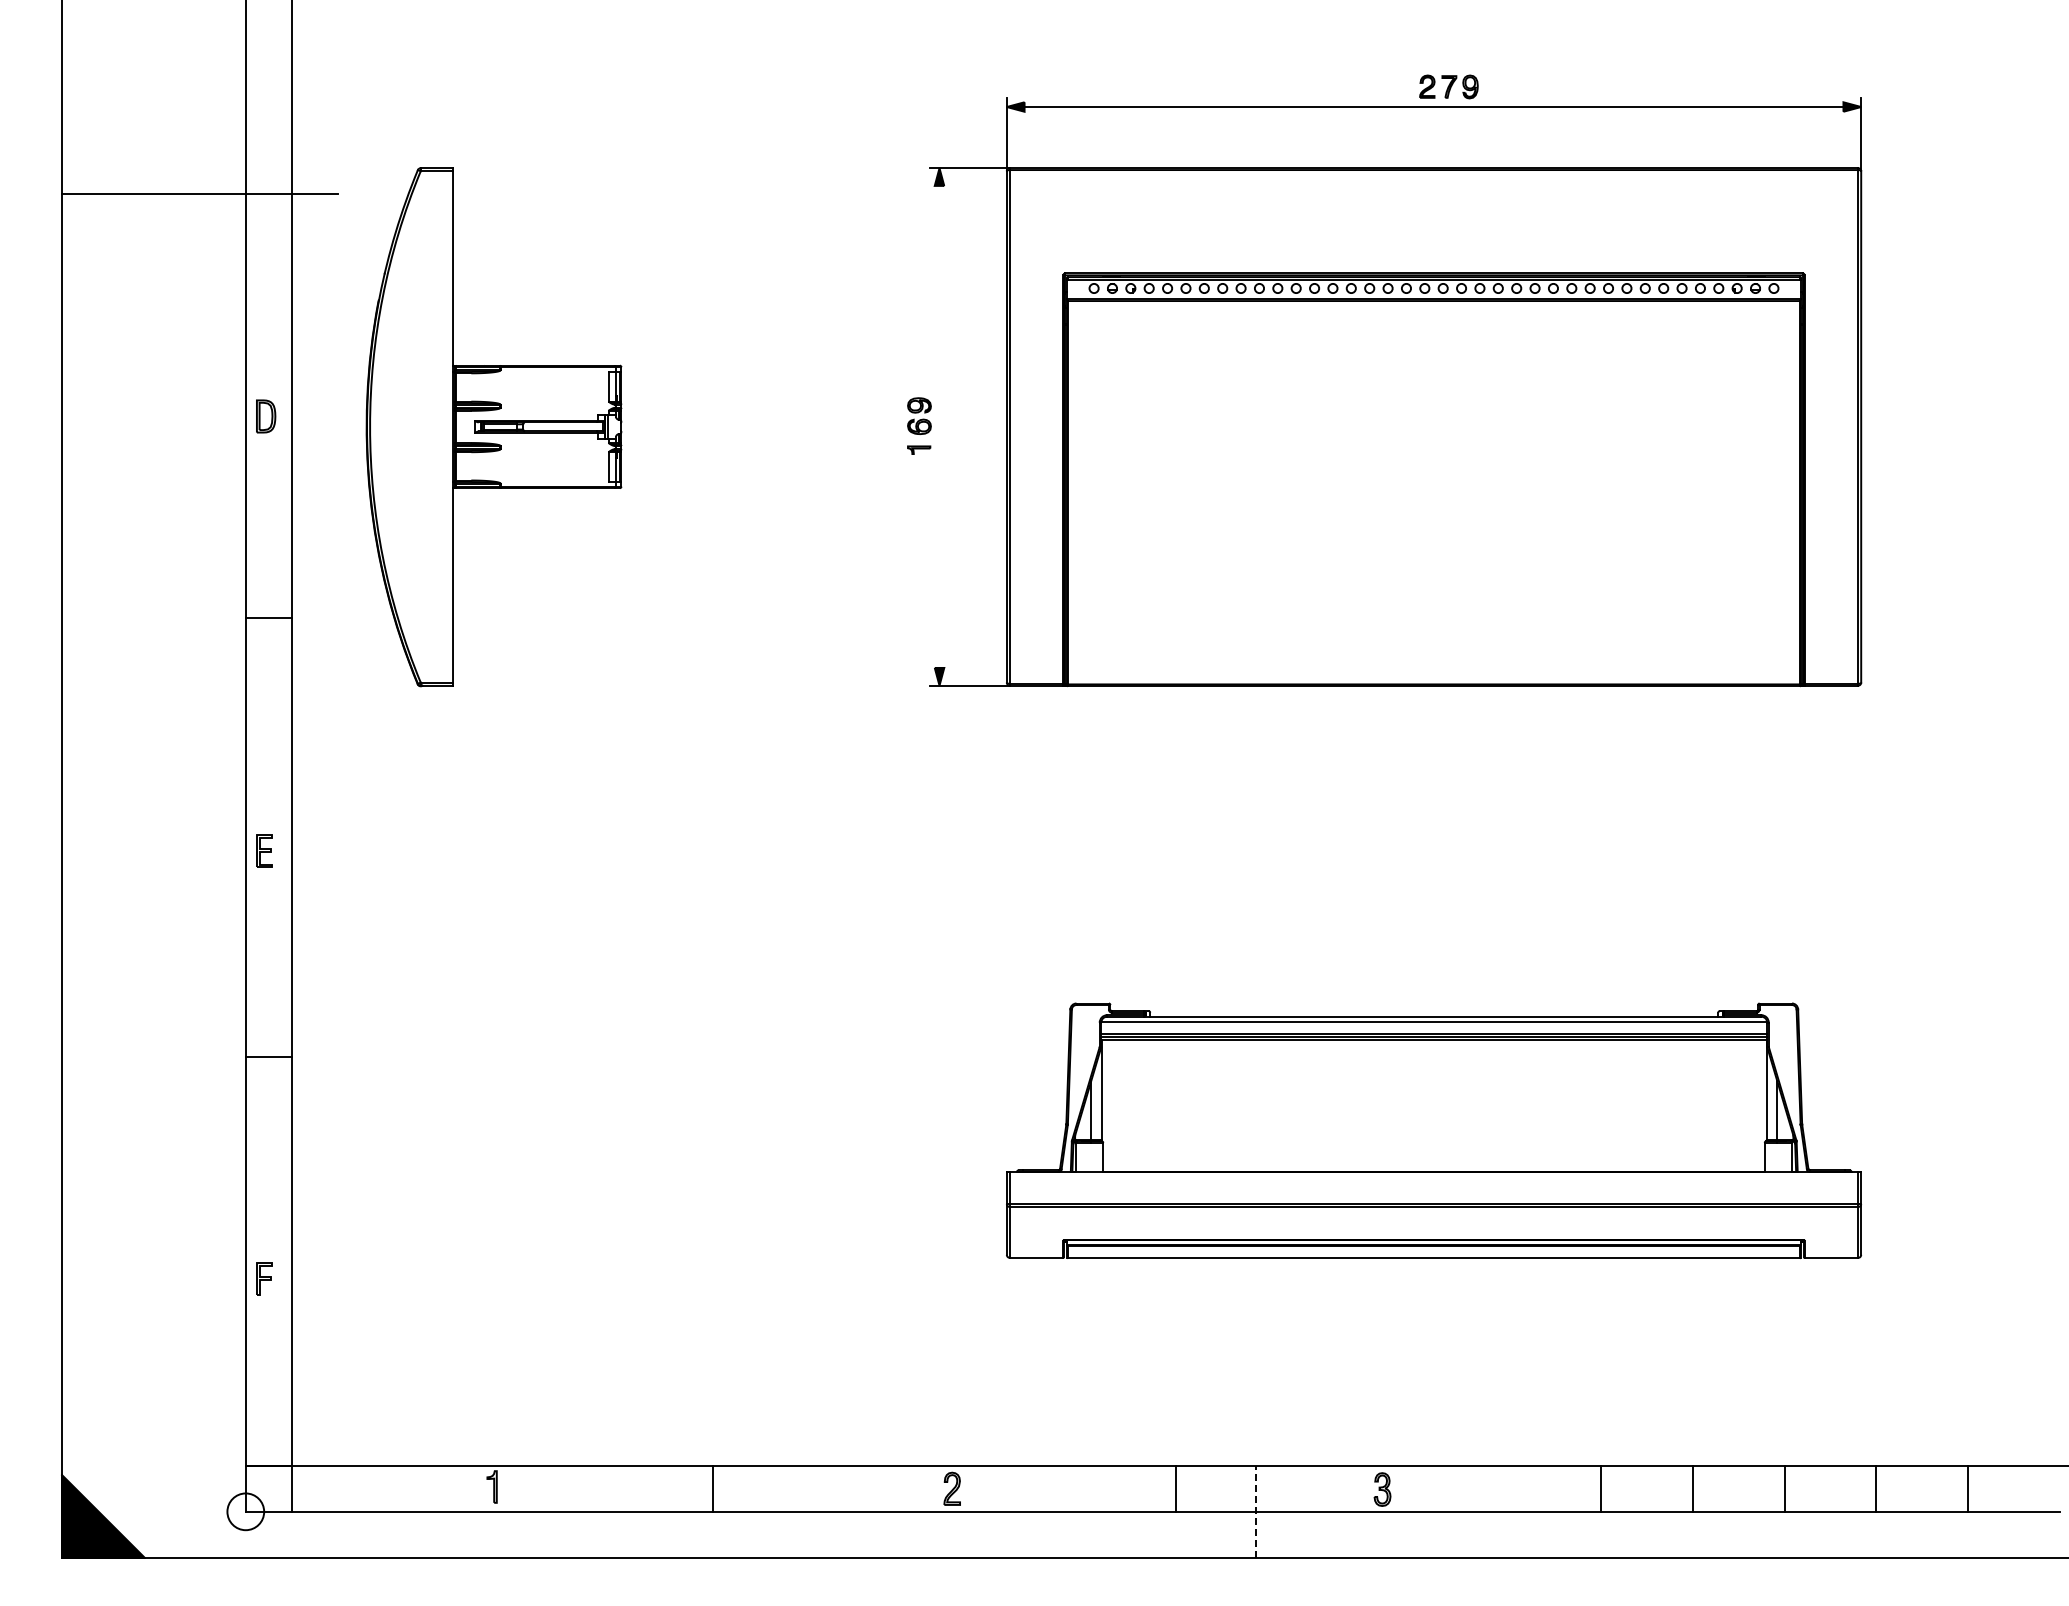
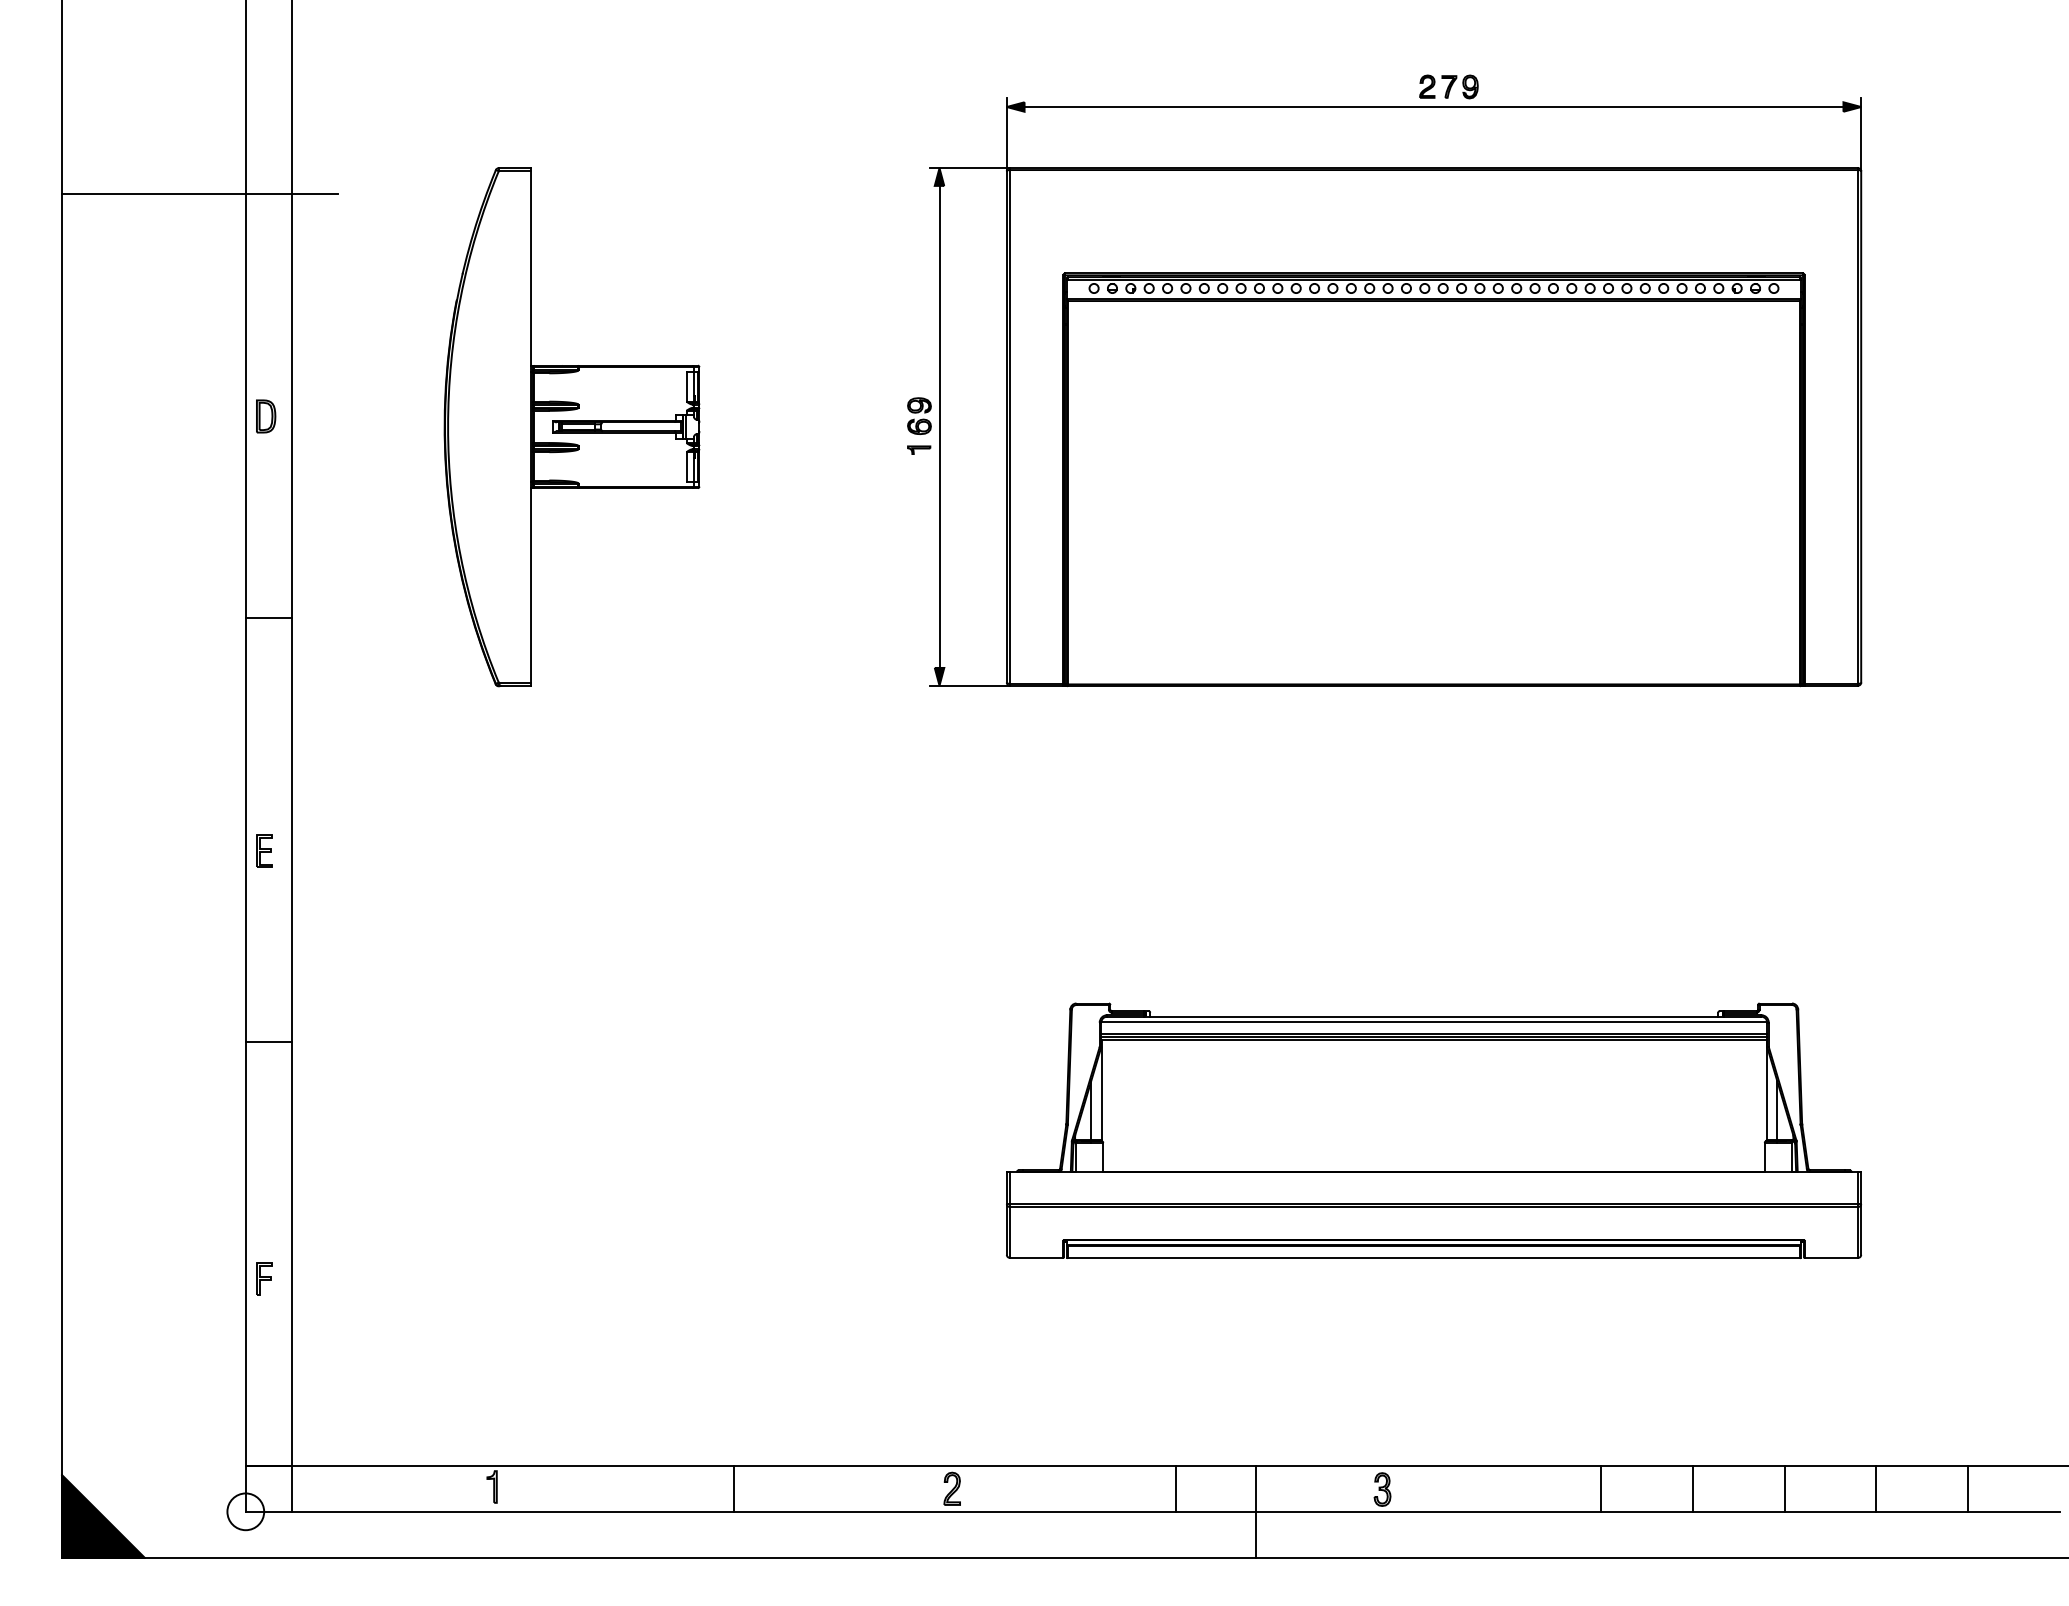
line: none -> present (939, 426)
part position: (493, 427) -> (571, 427) (571, 427)
line position: (268, 1056) -> (268, 1041) (268, 1041)
line position: (712, 1488) -> (733, 1488) (733, 1488)
line: dashed -> solid (1256, 1511)
